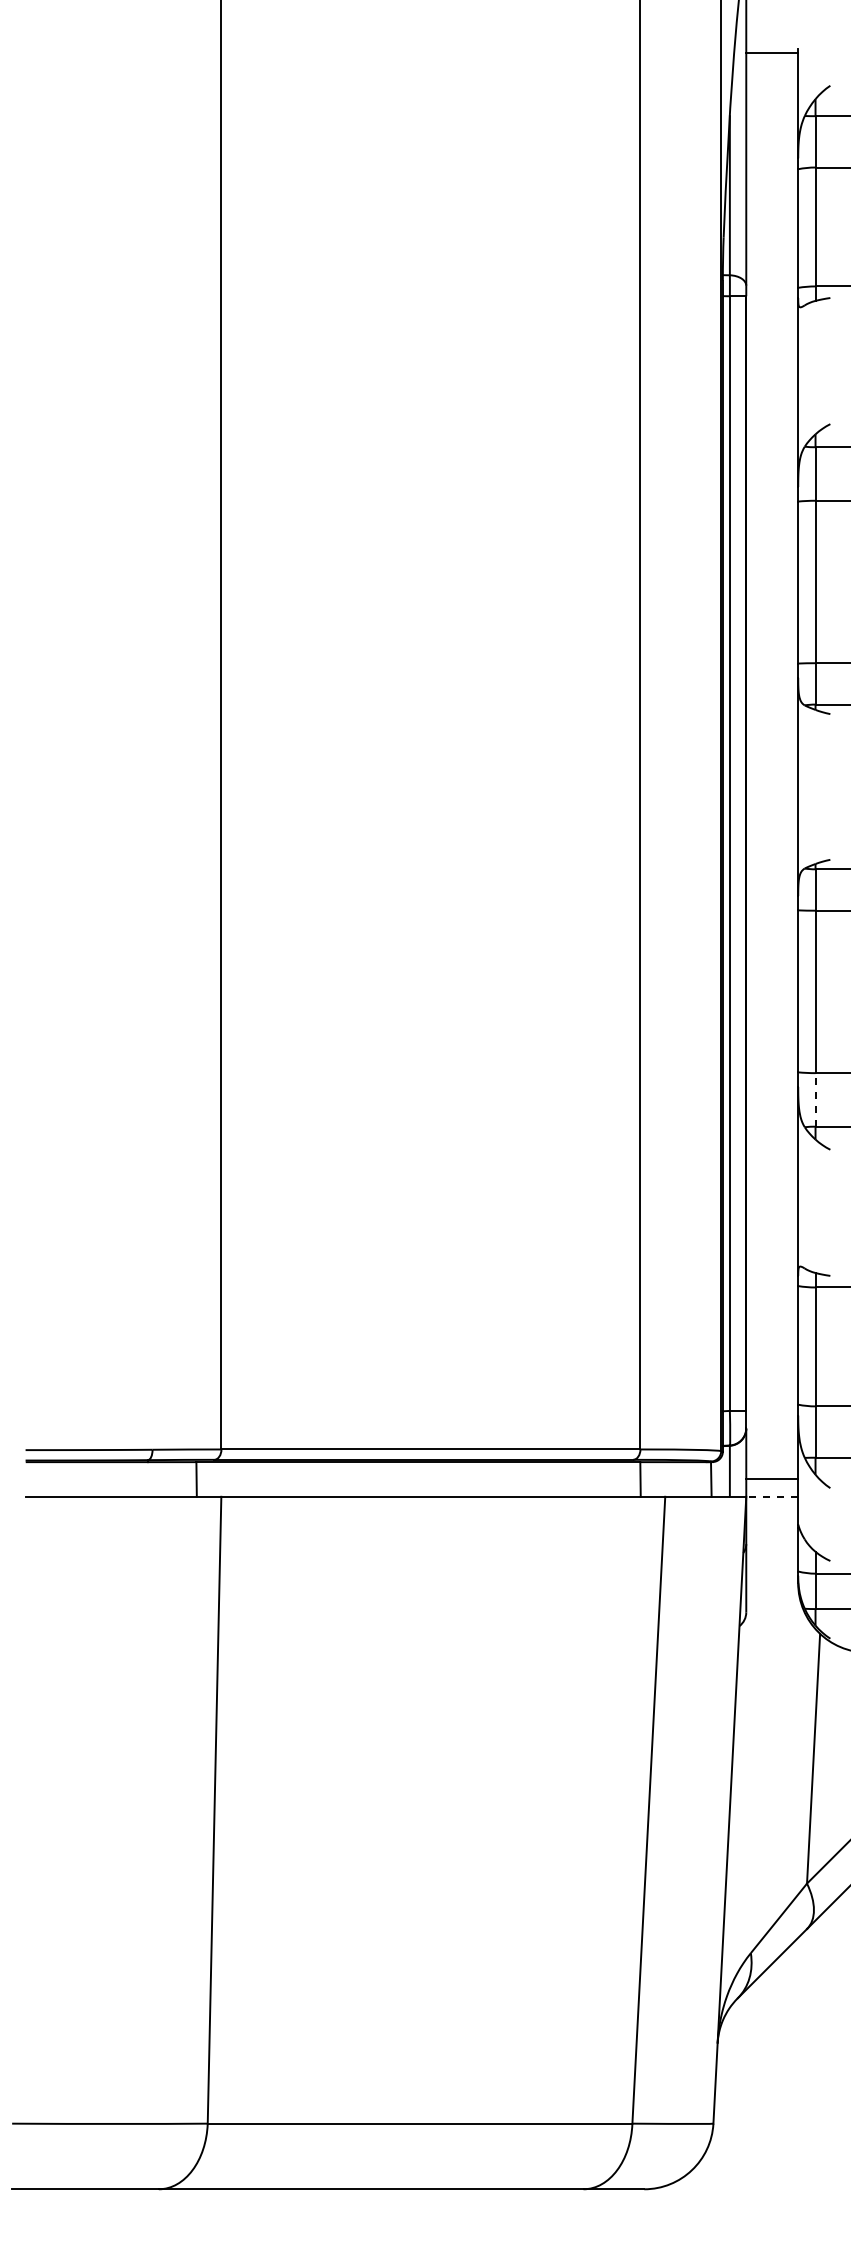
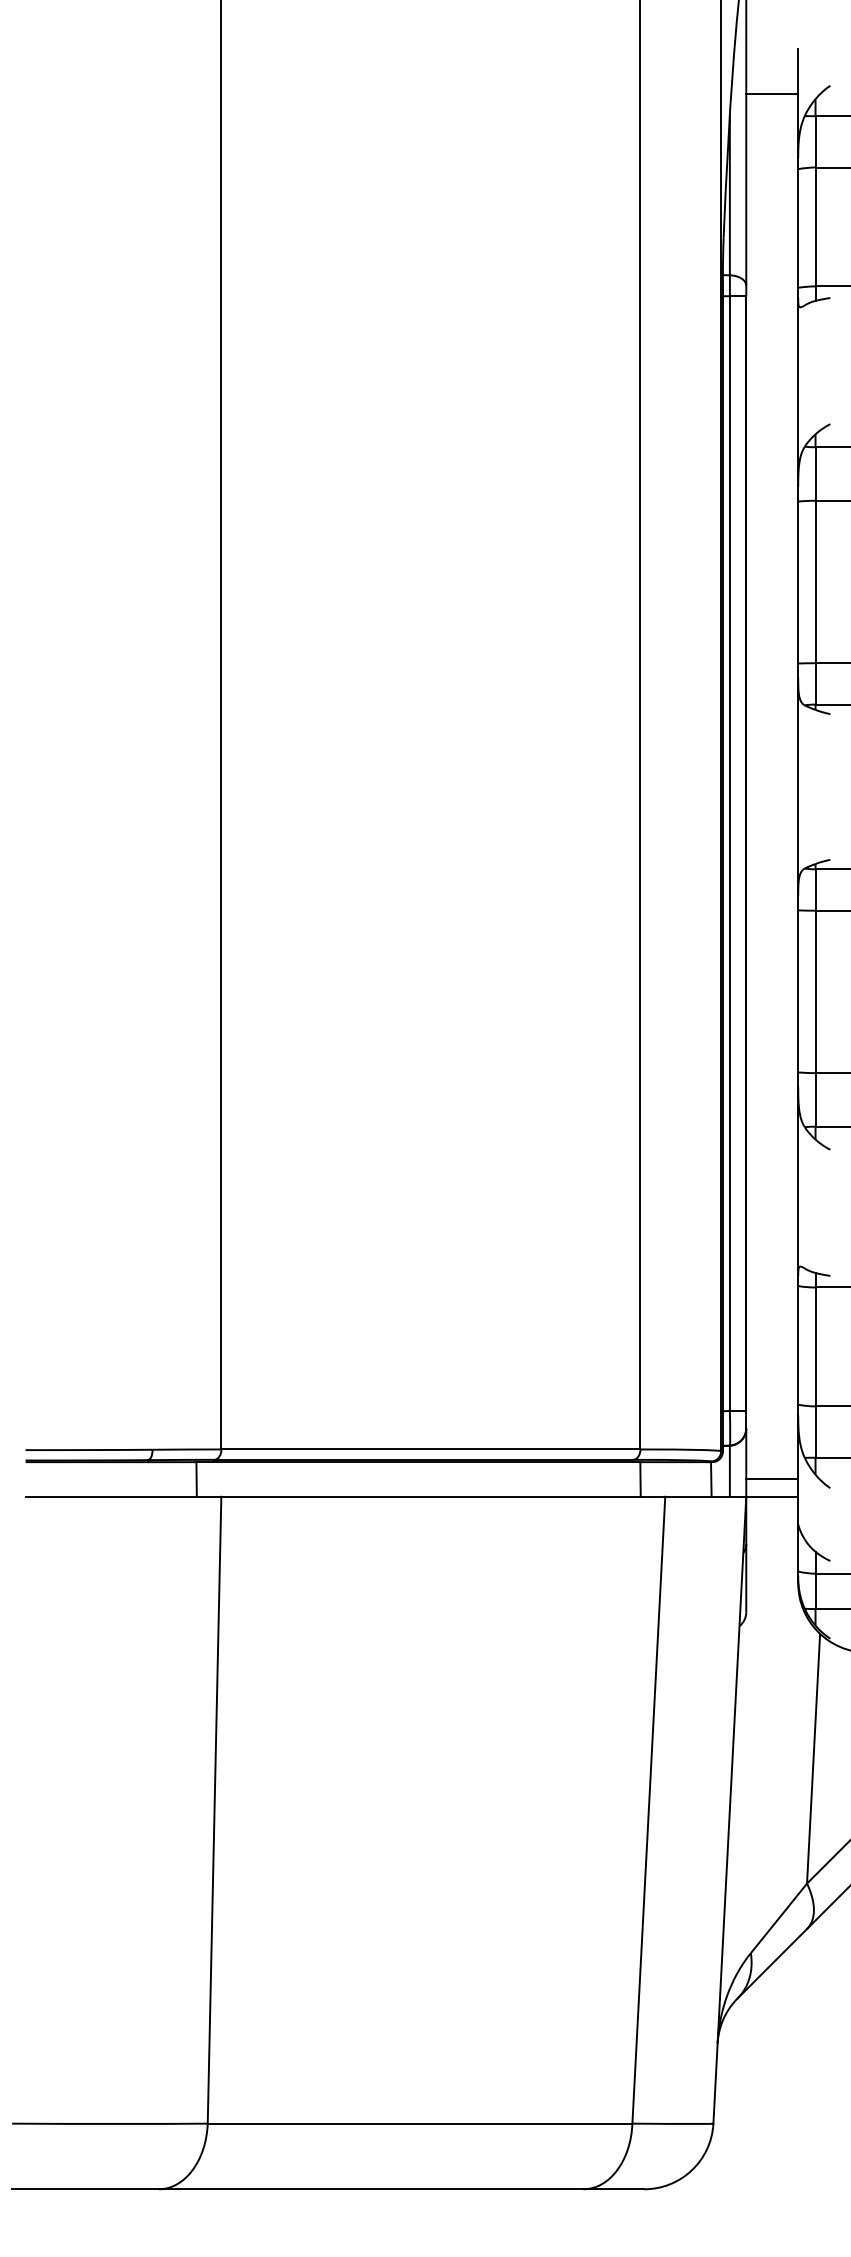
line position: (772, 53) -> (772, 94) (772, 94)
line: dashed -> solid (815, 1099)
line: dashed -> solid (772, 1496)
